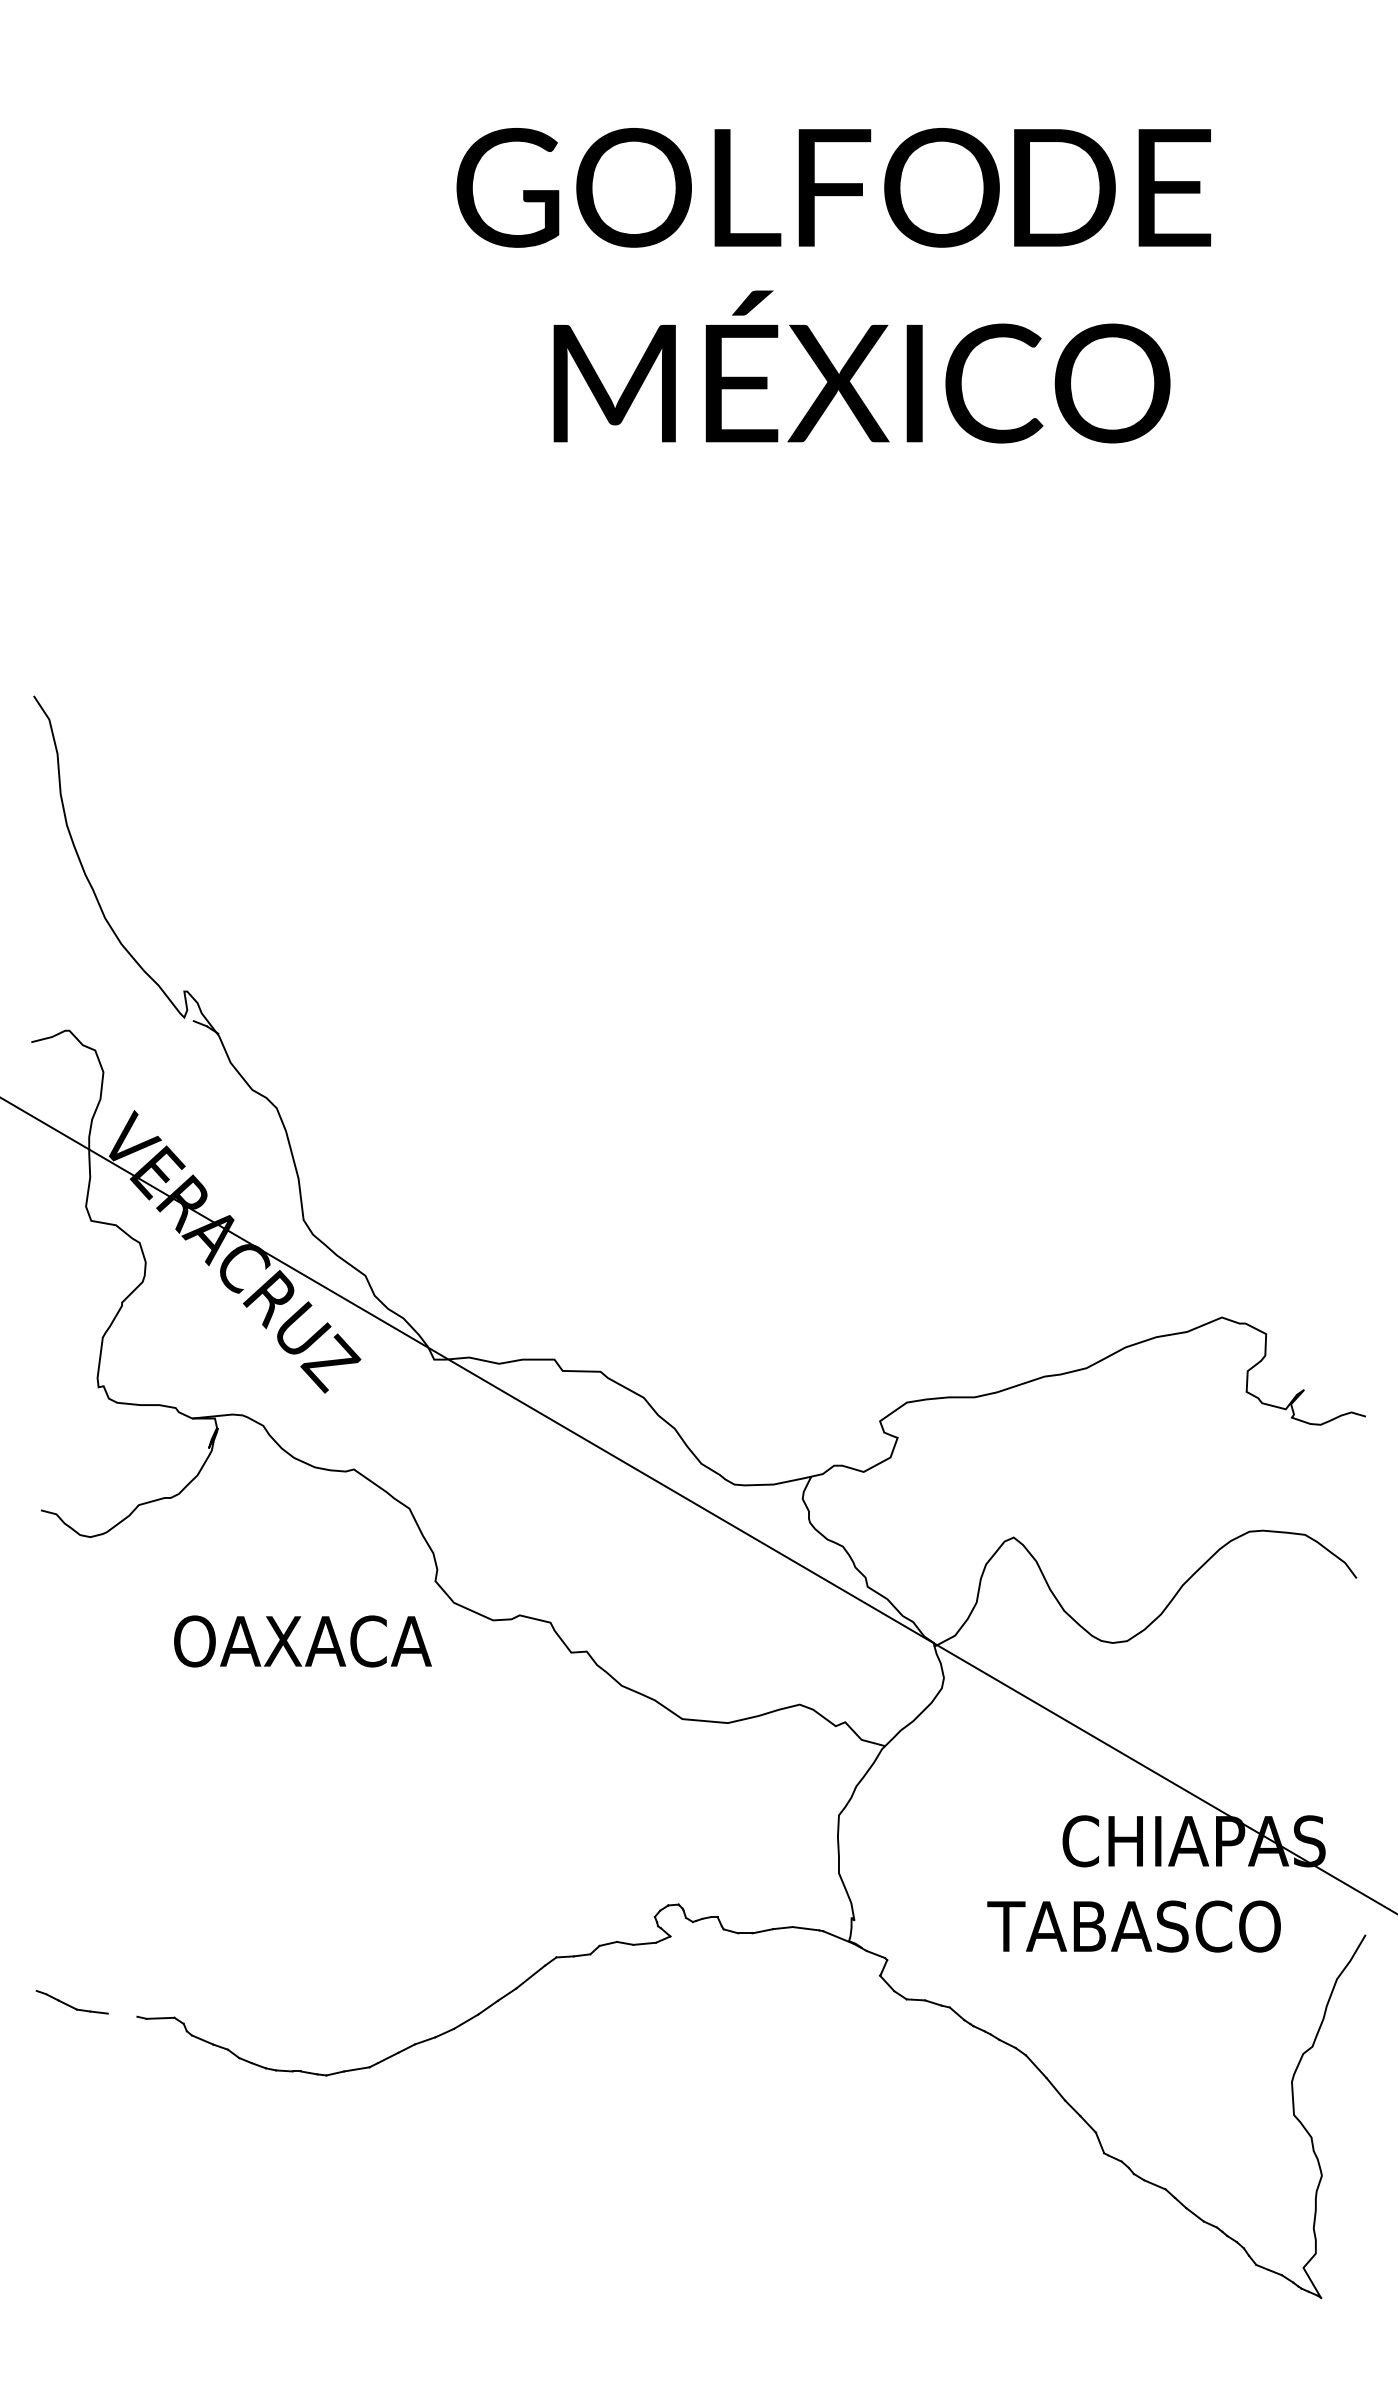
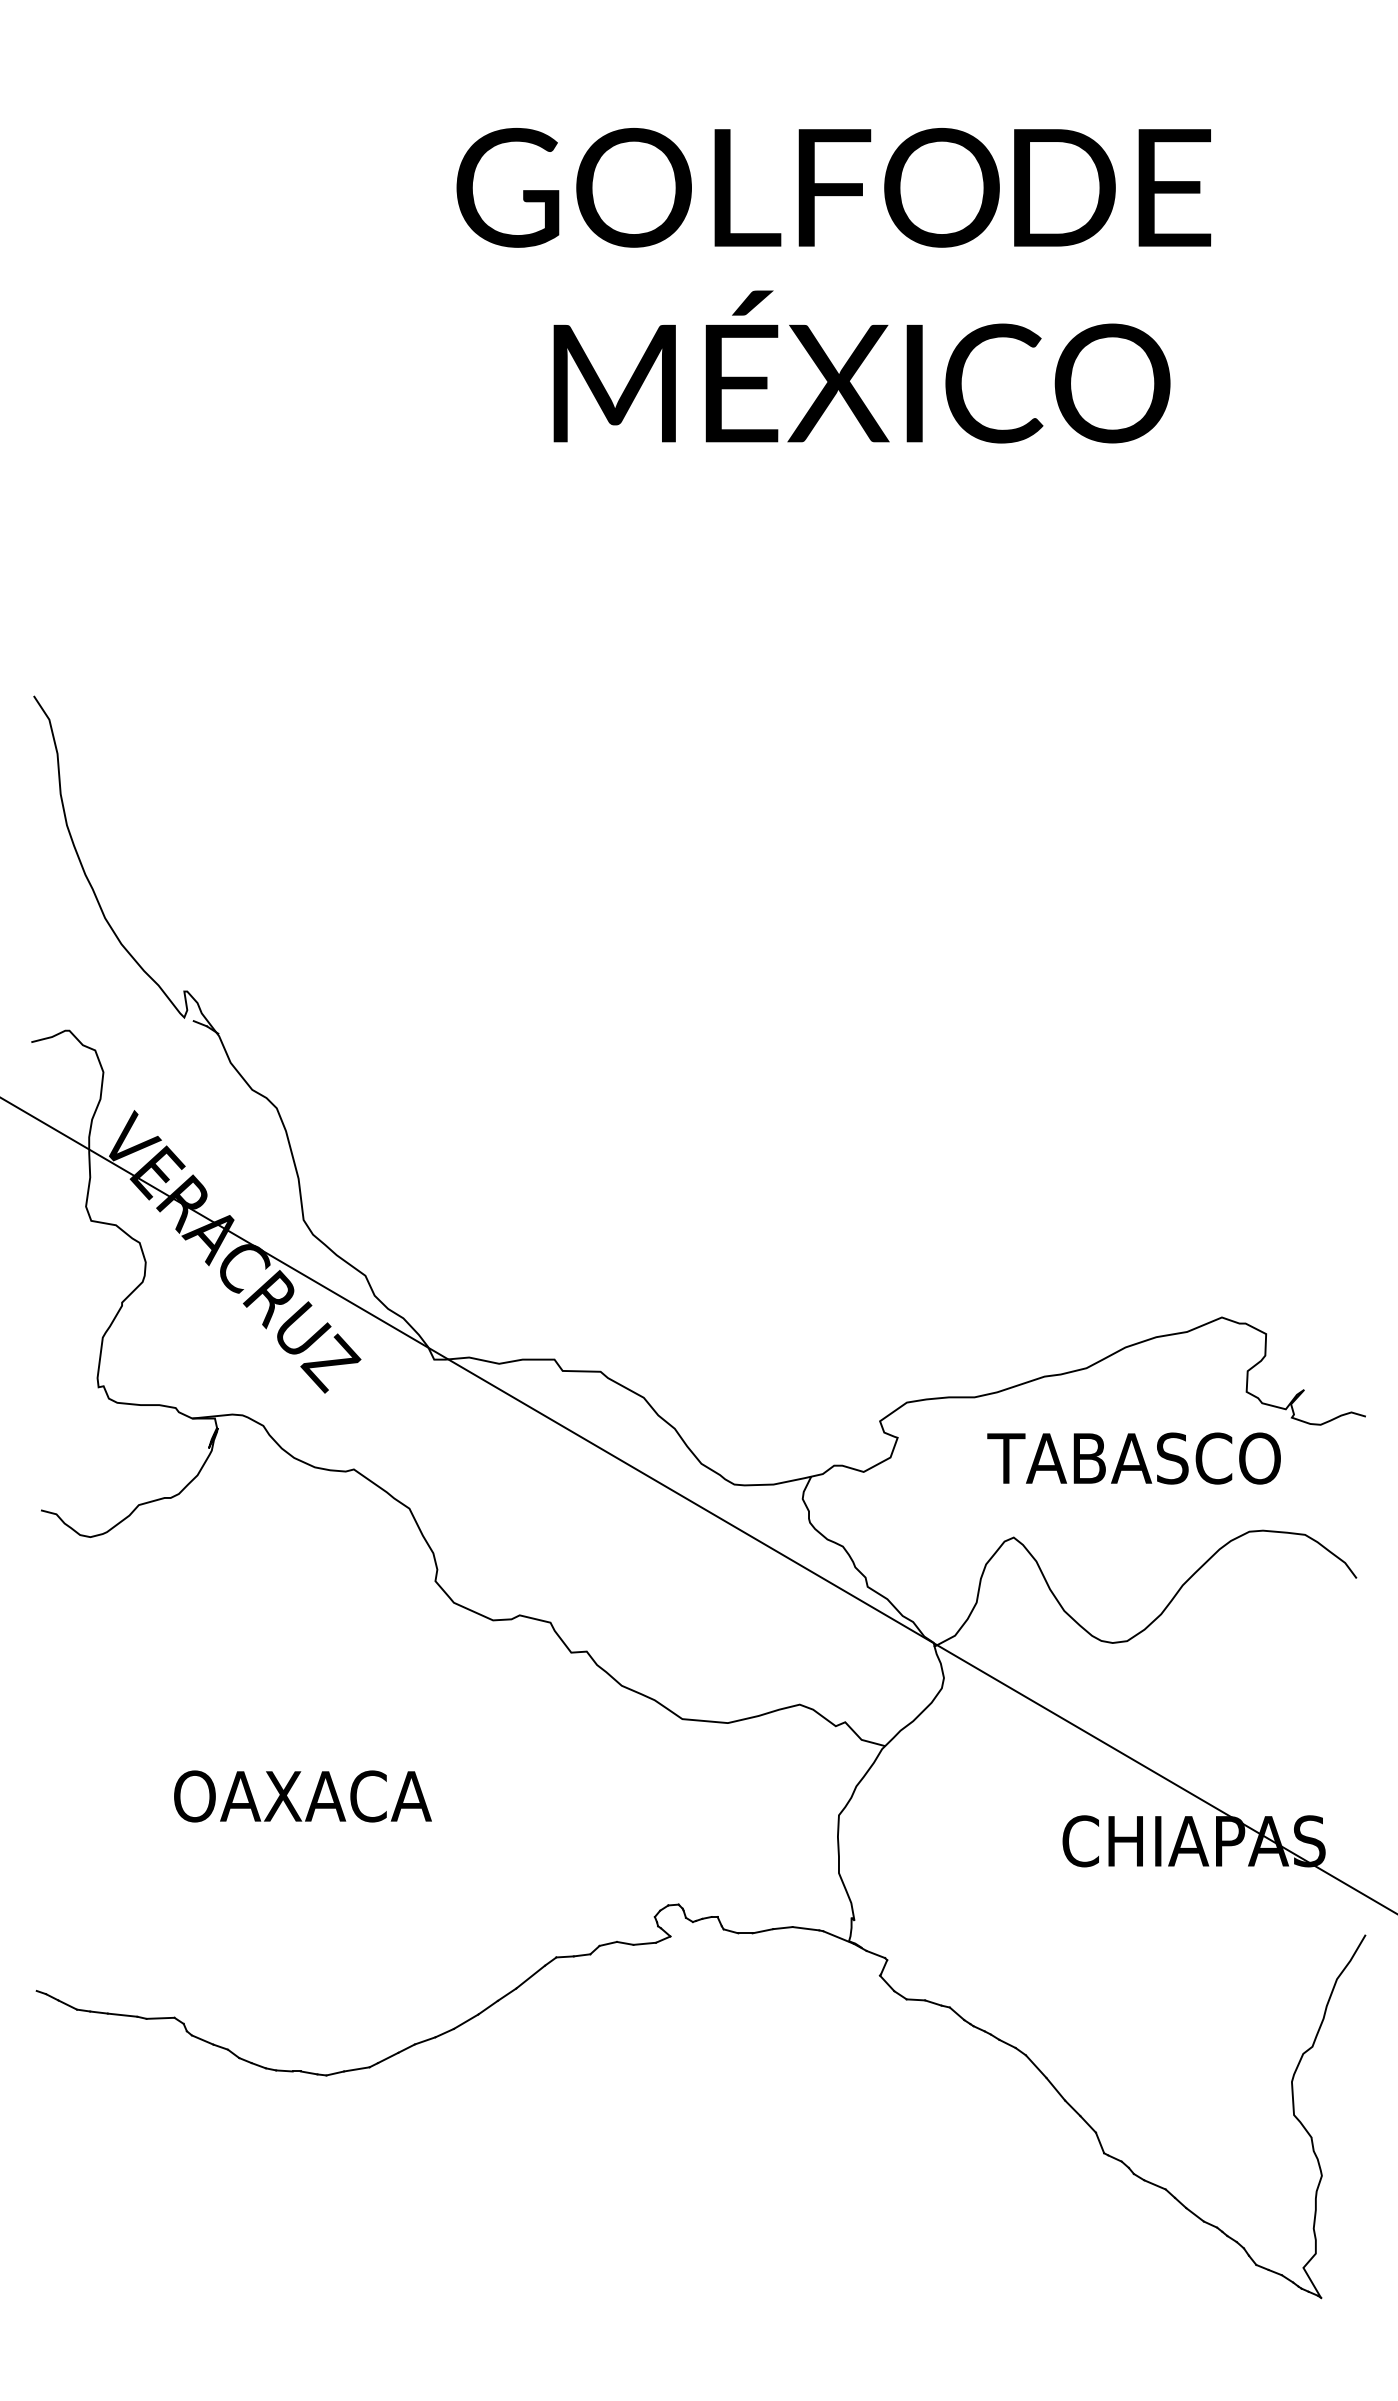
text position: (302, 1641) -> (302, 1796) (302, 1796)
text position: (1133, 1926) -> (1133, 1458) (1133, 1458)
line: none -> present (122, 2014)
